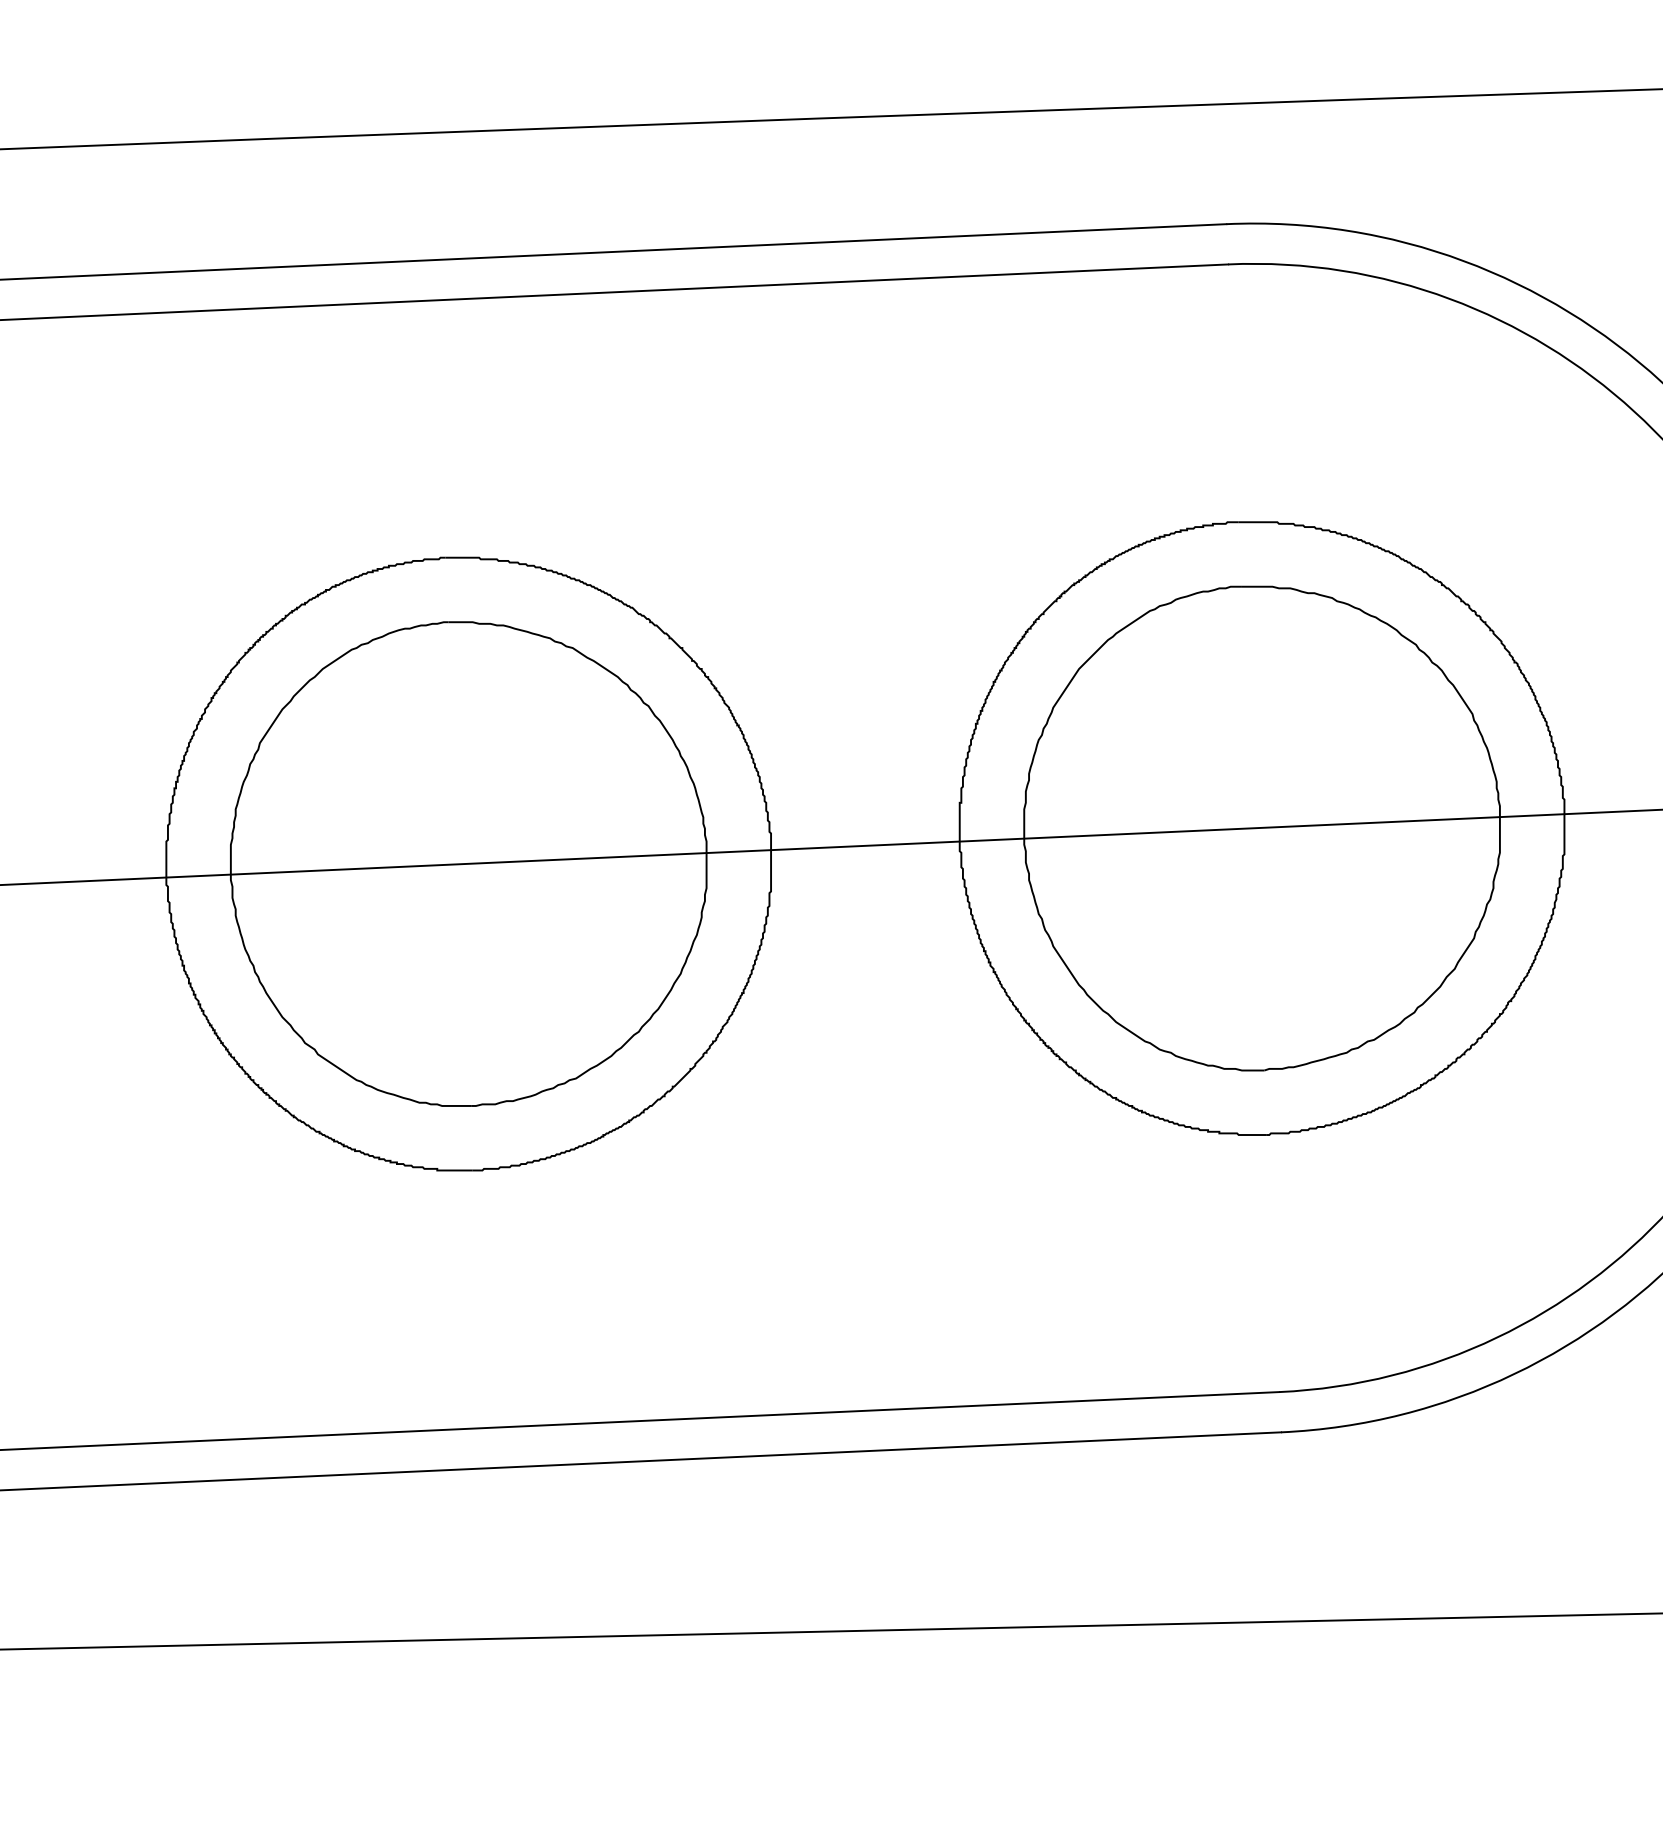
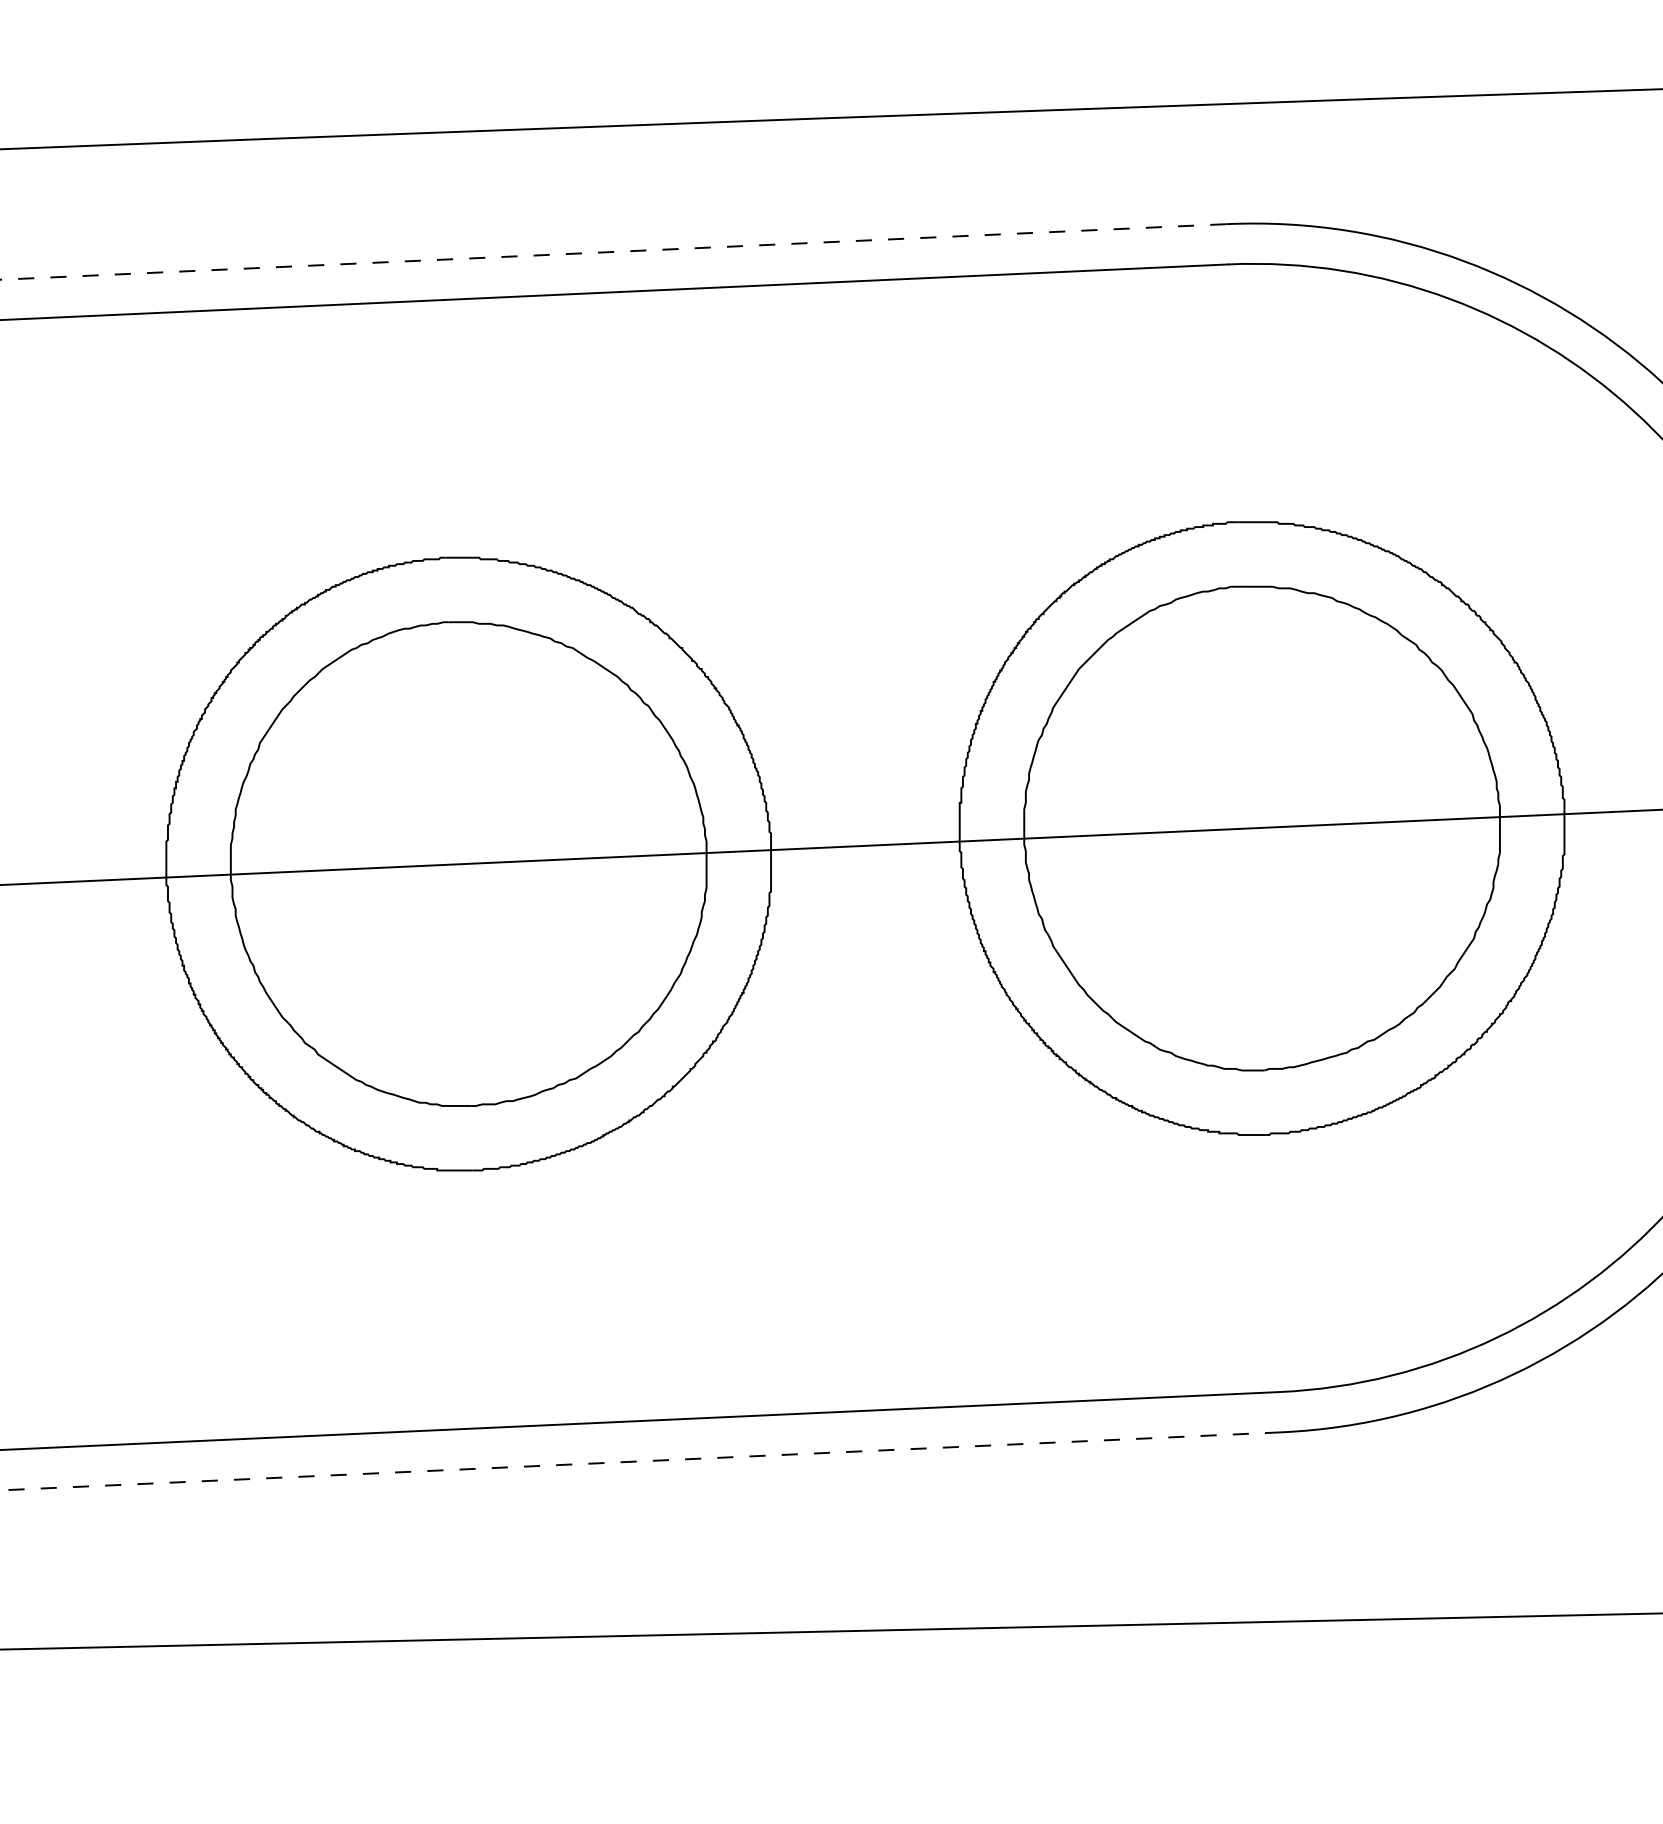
line: solid -> dashed (612, 252)
line: solid -> dashed (640, 1461)
